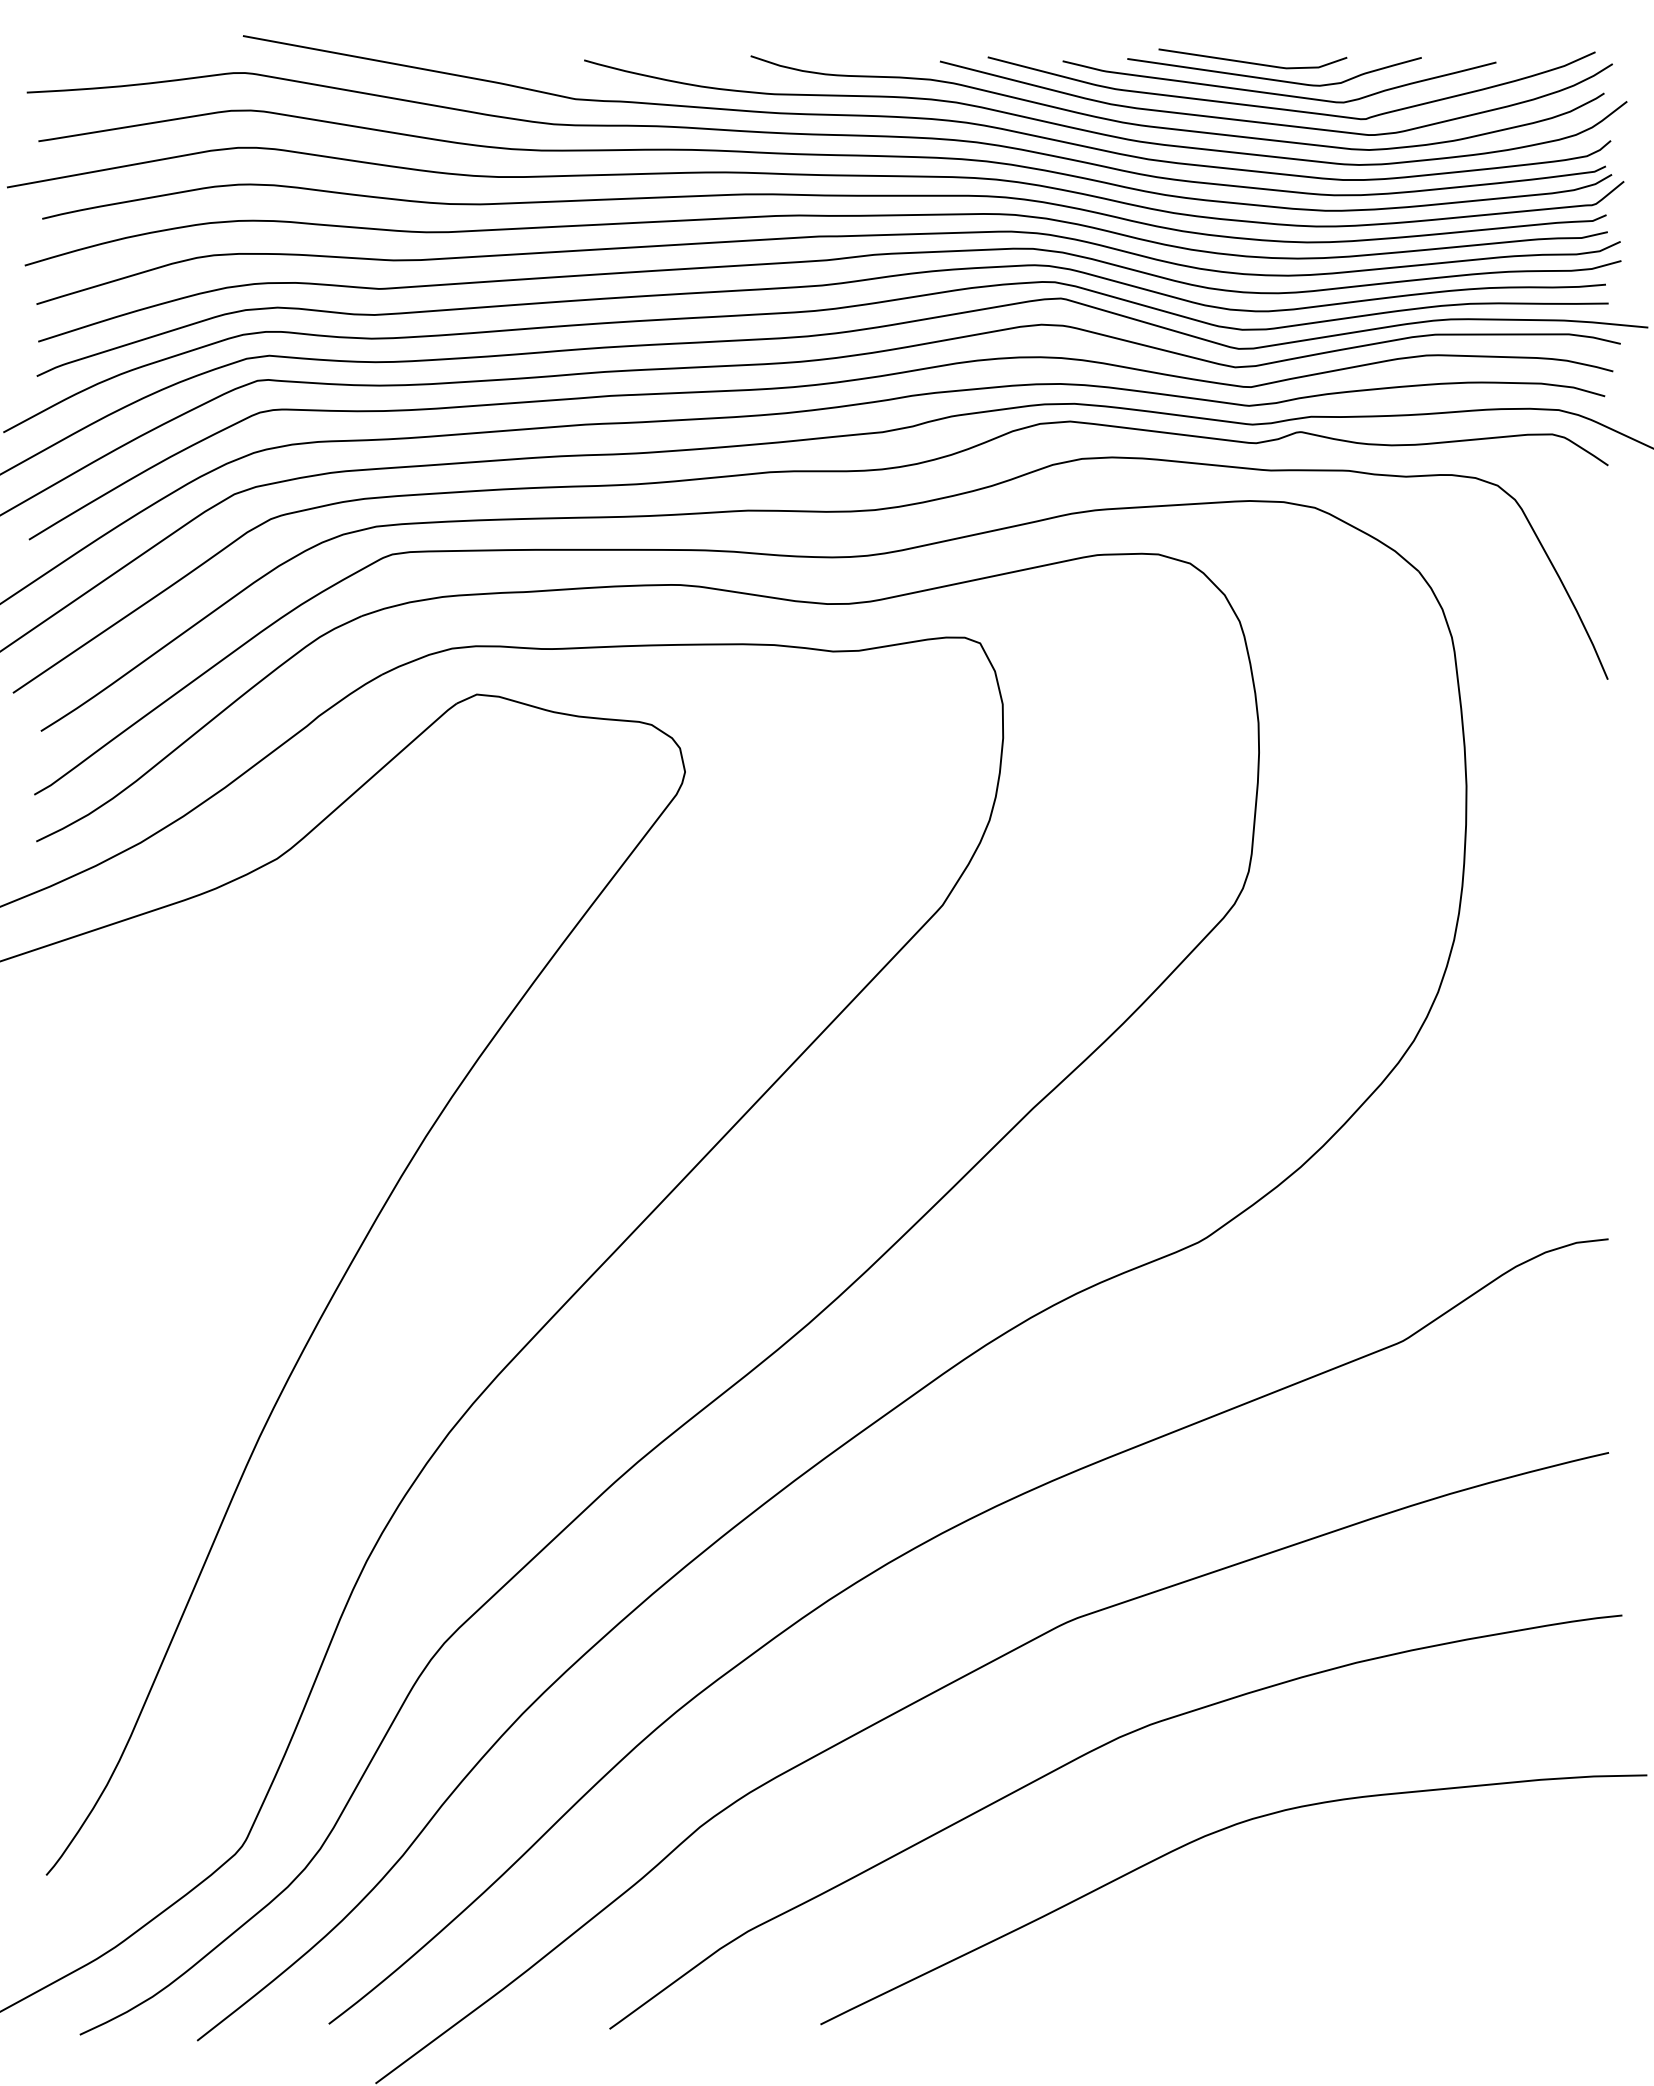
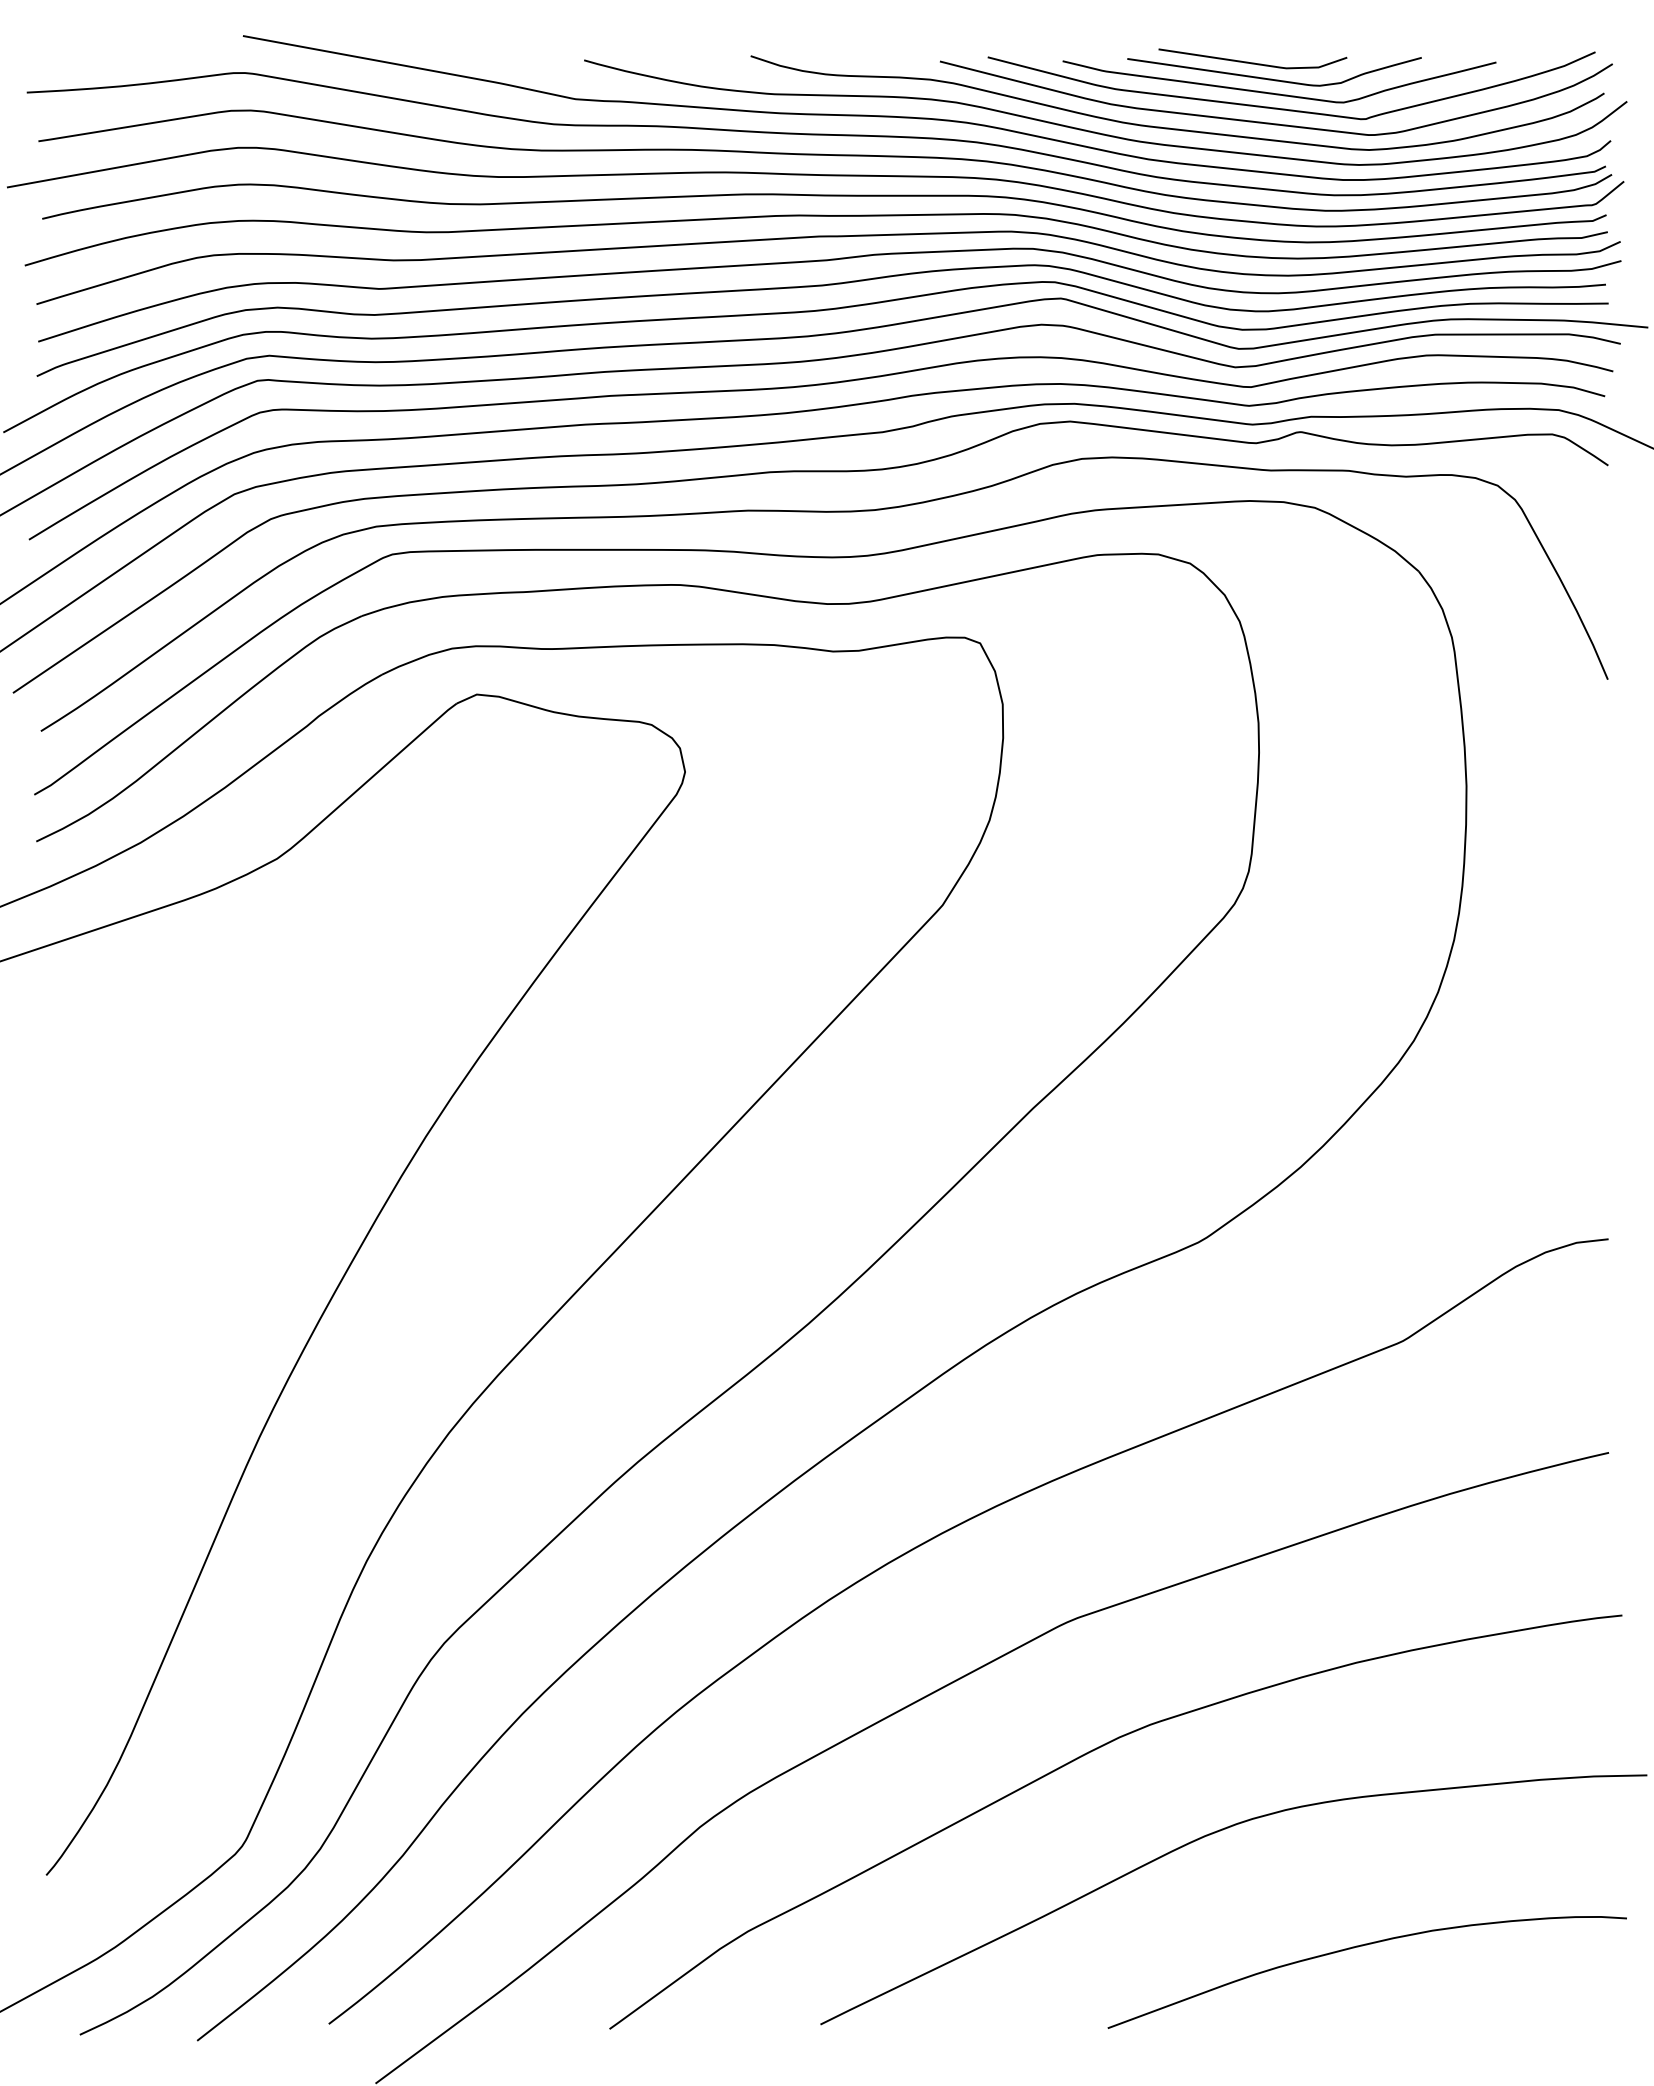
curve: none -> present (1358, 1947)
